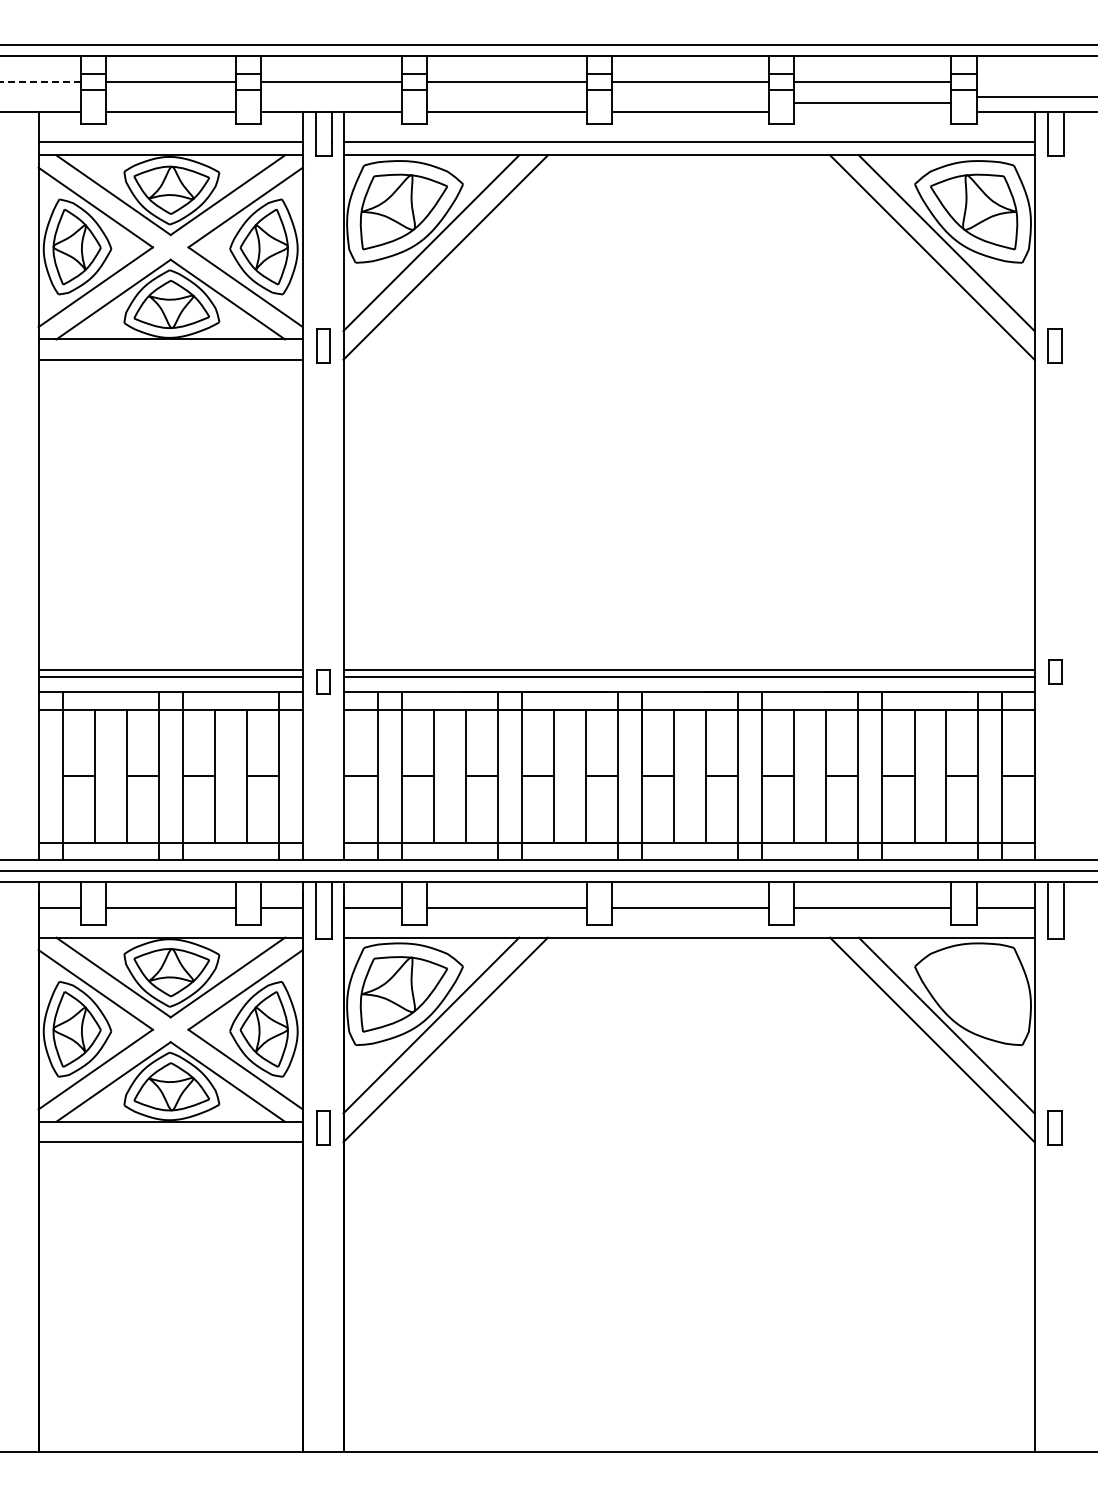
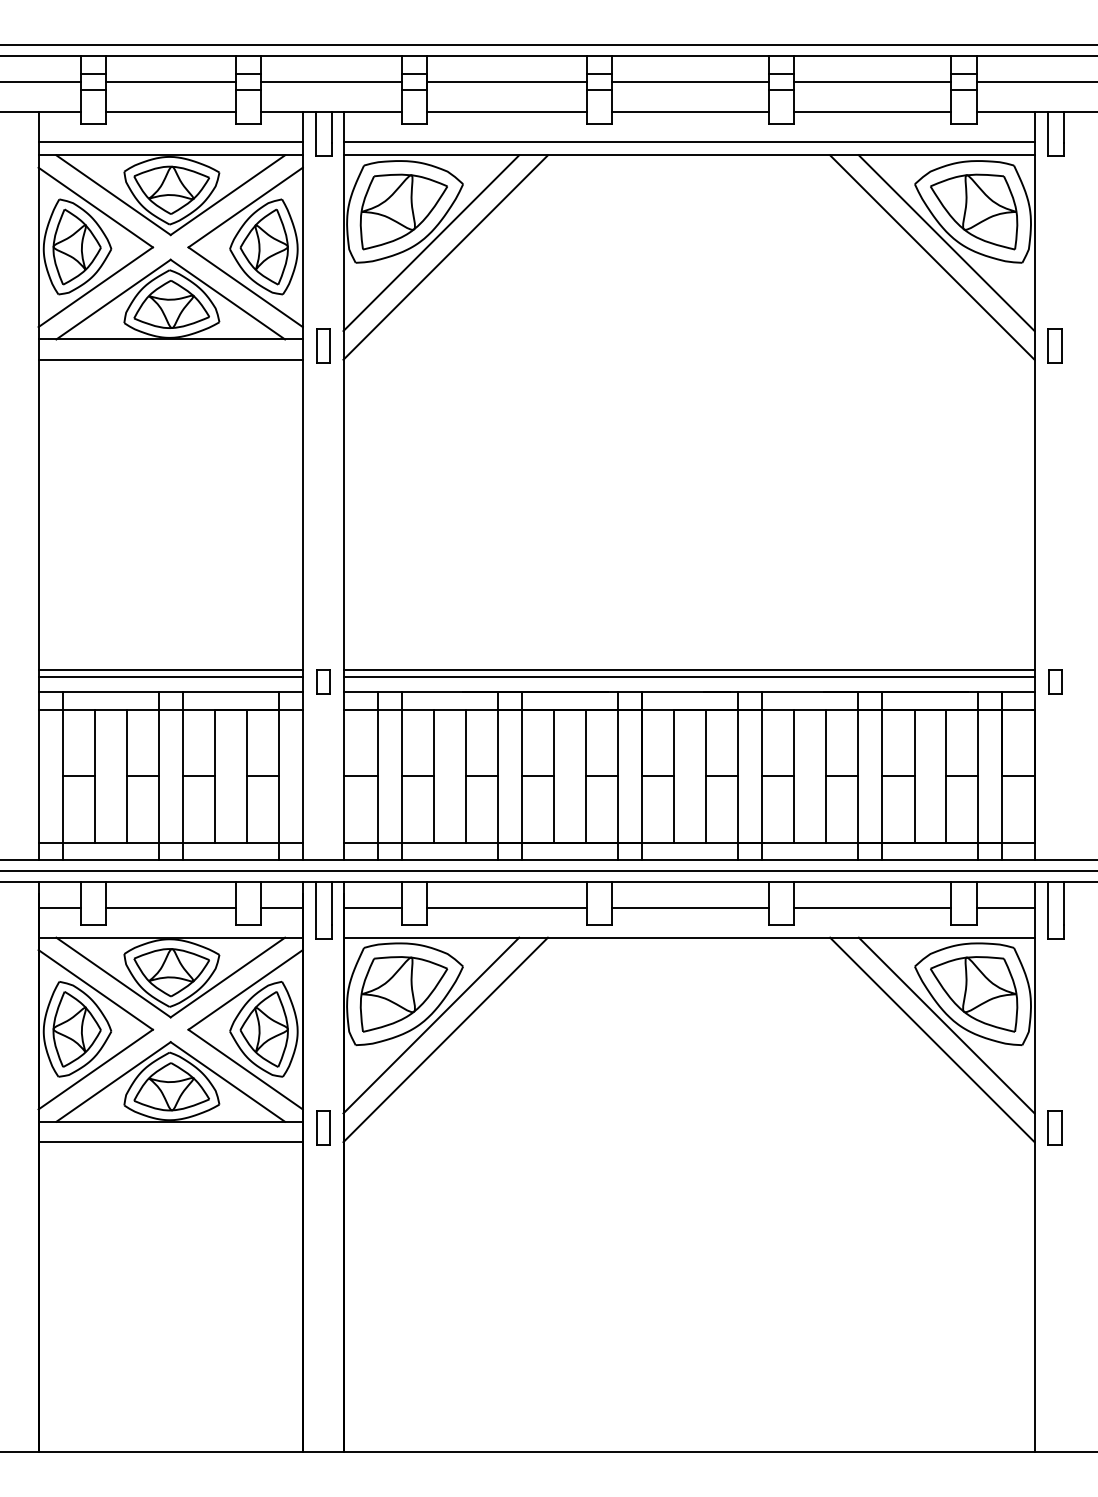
line: dashed -> solid (40, 81)
line position: (1035, 96) -> (1035, 81) (1035, 81)
line position: (872, 102) -> (872, 111) (872, 111)
part position: (1055, 671) -> (1055, 681) (1055, 681)
part: none -> present (974, 994)
